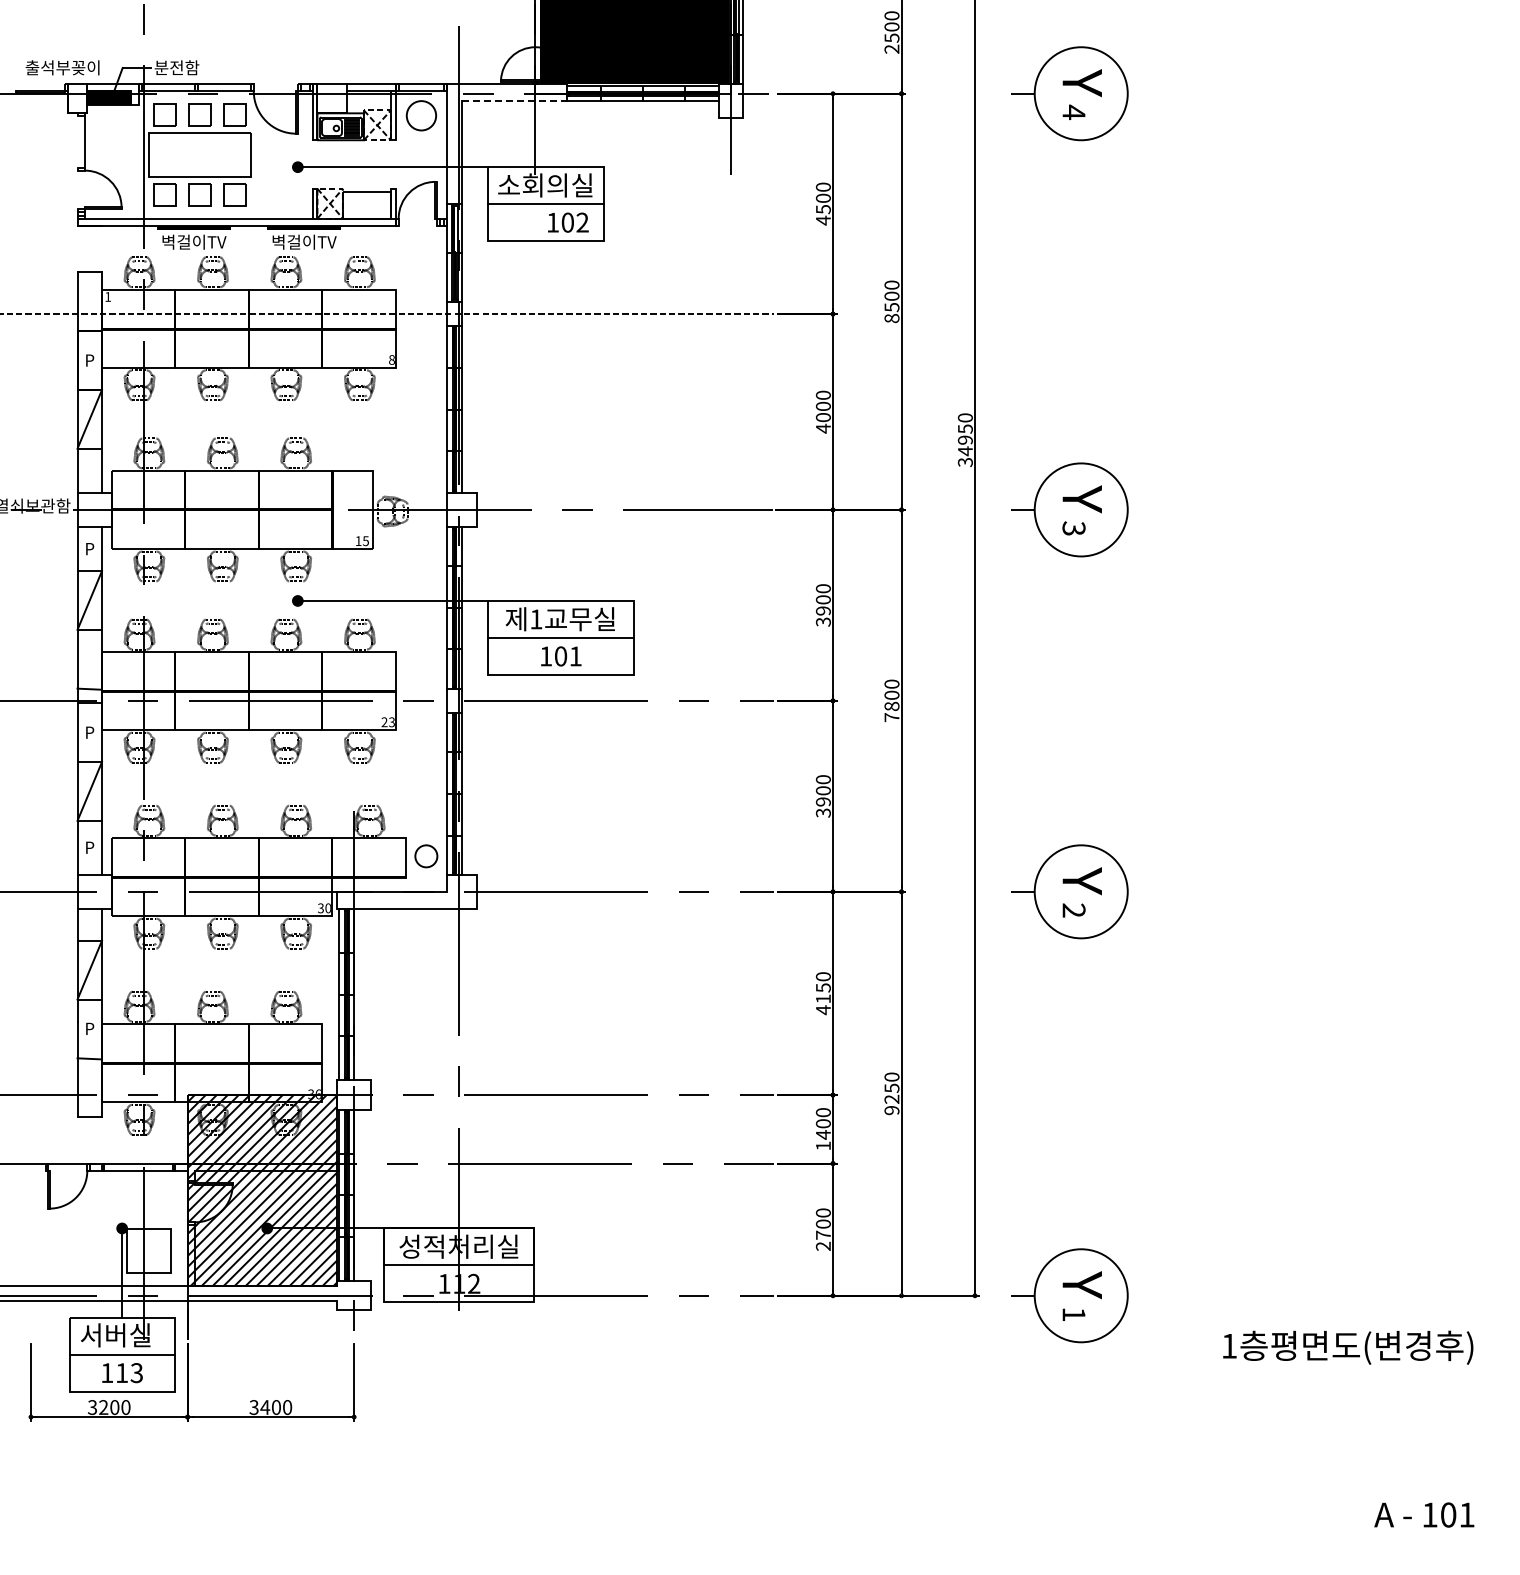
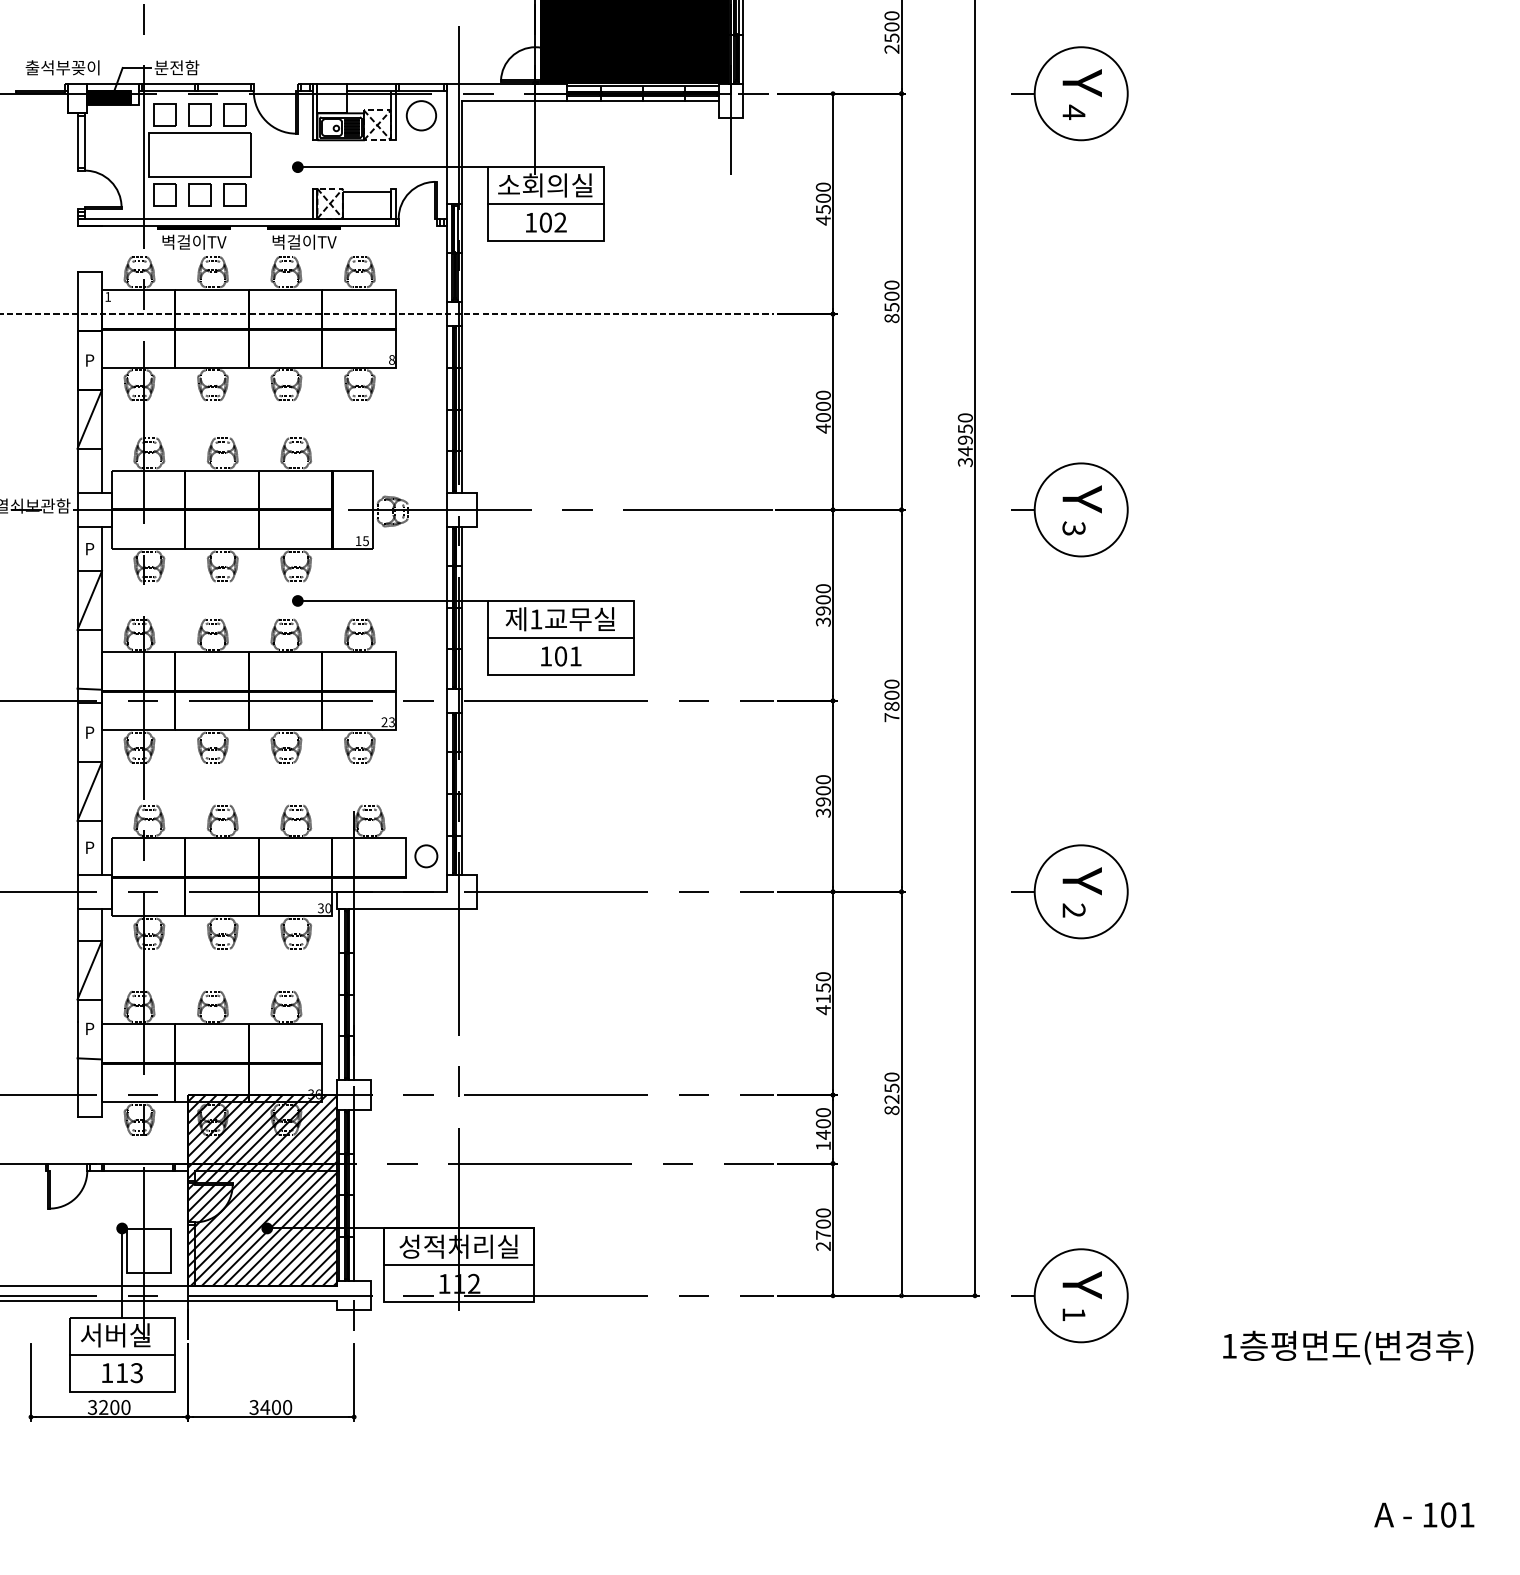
line: dashed -> solid (514, 101)
line: none -> present (77, 141)
text position: (568, 222) -> (546, 222) (546, 222)
text: 9250 -> 8250 (891, 1110)
